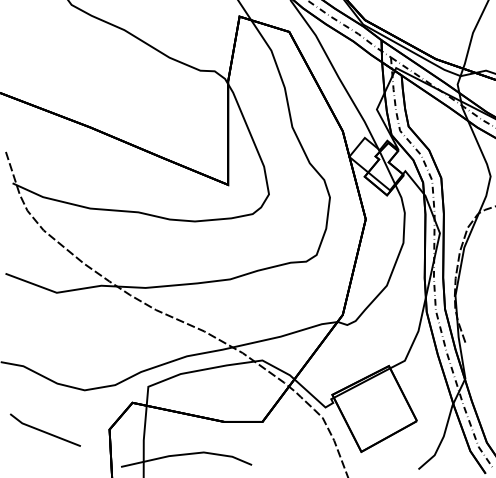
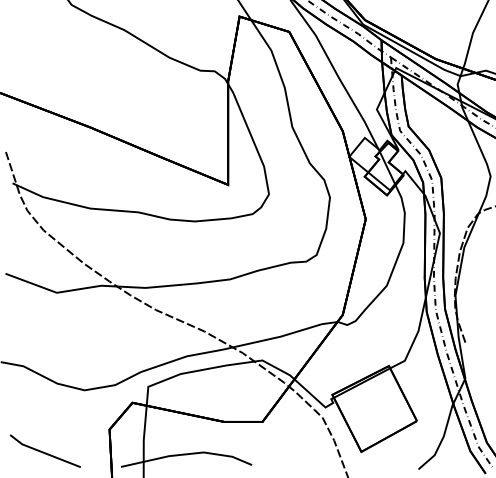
line position: (45, 431) -> (45, 452) (45, 452)
